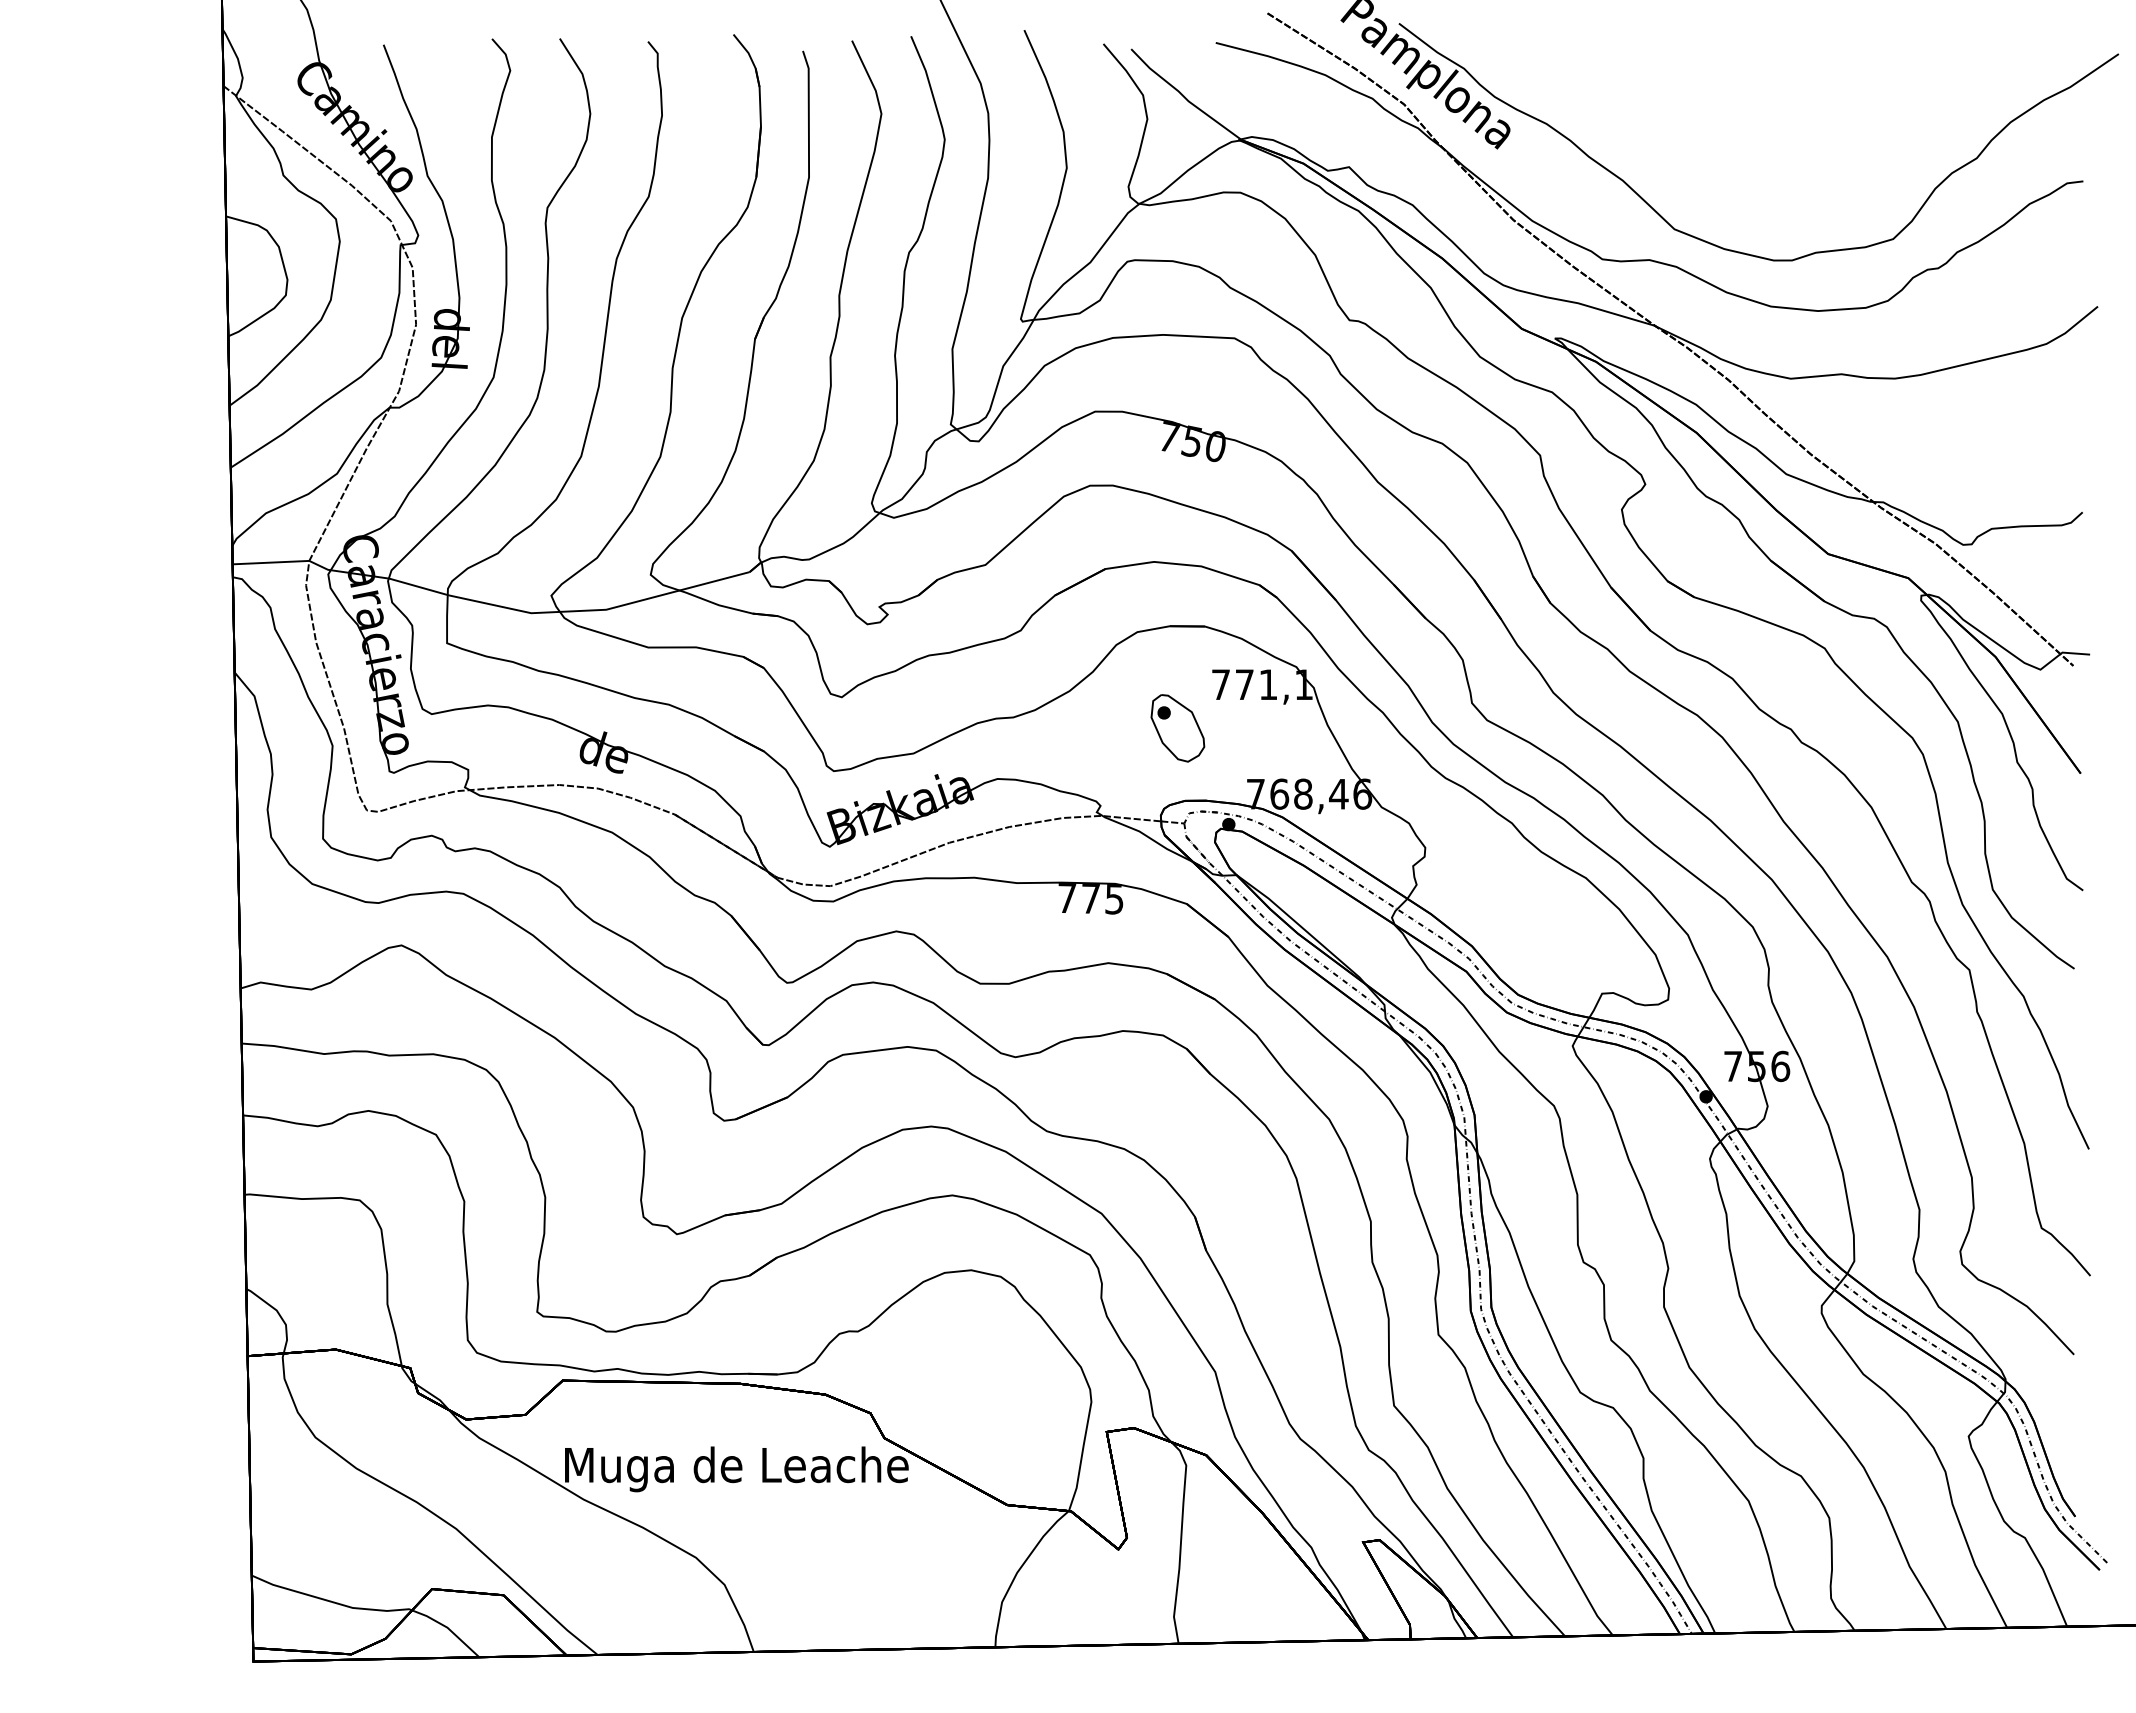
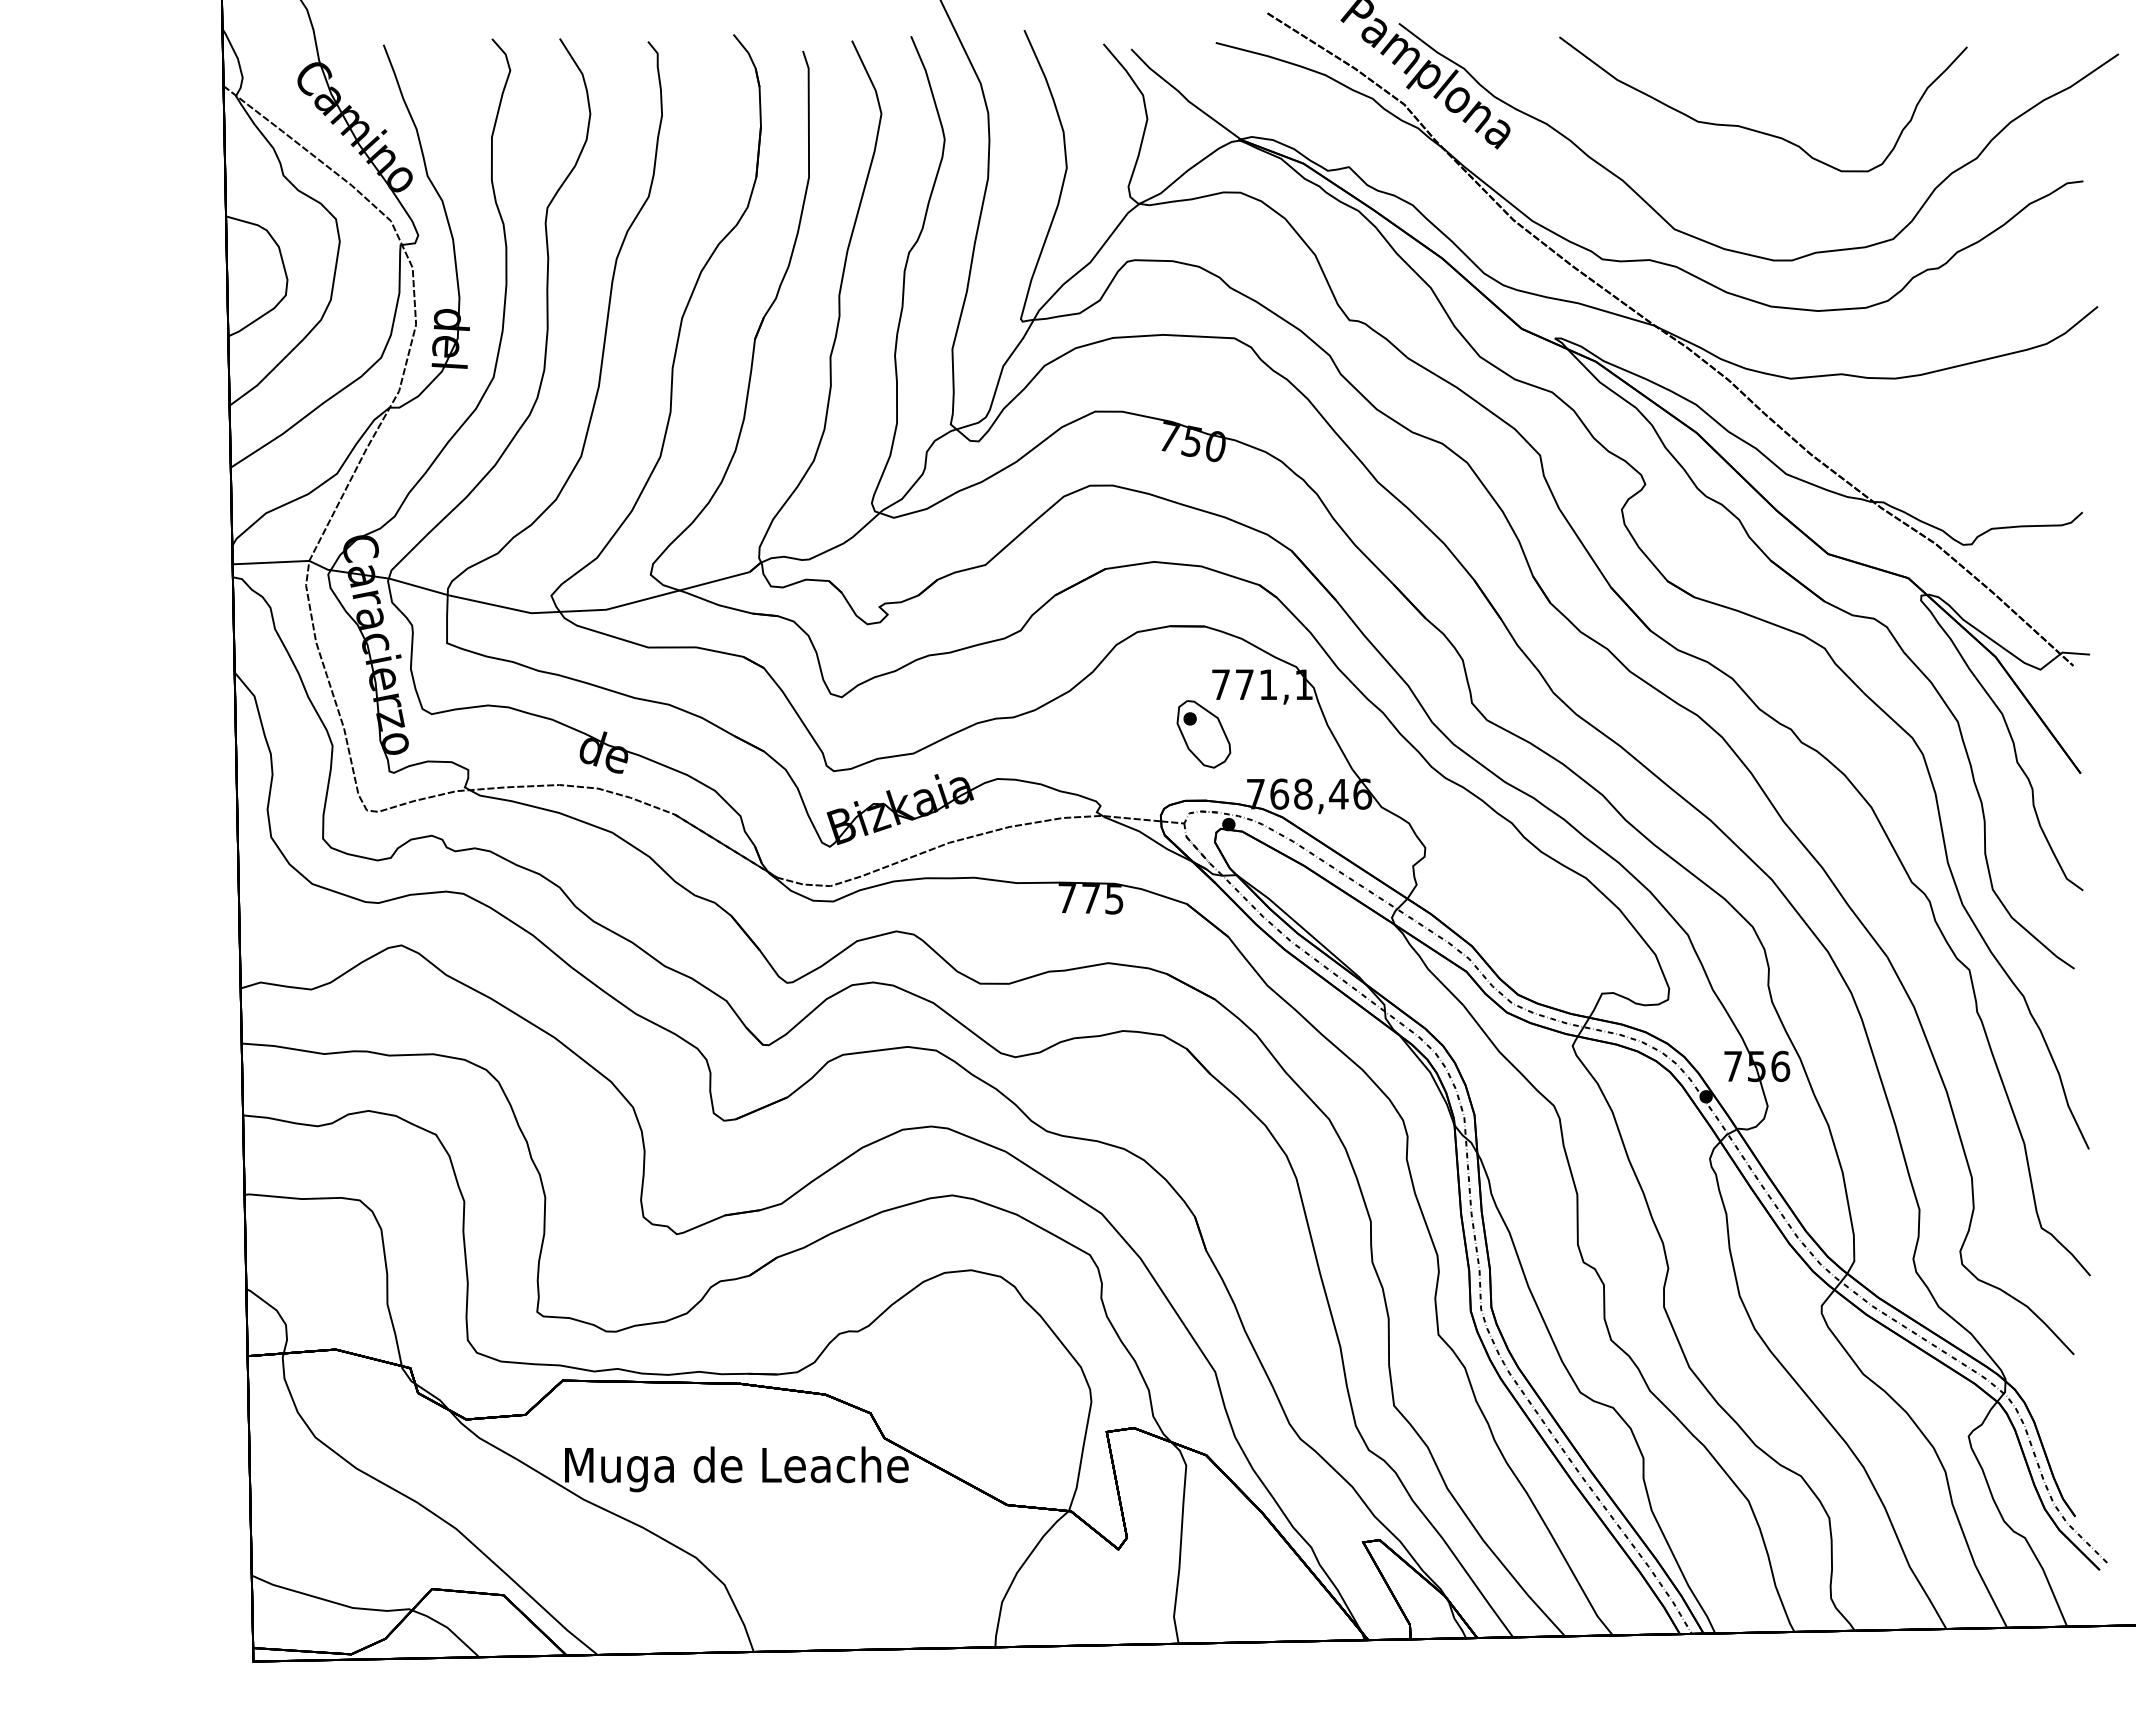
curve: none -> present (1758, 130)
part position: (1177, 728) -> (1203, 734) (1203, 734)
